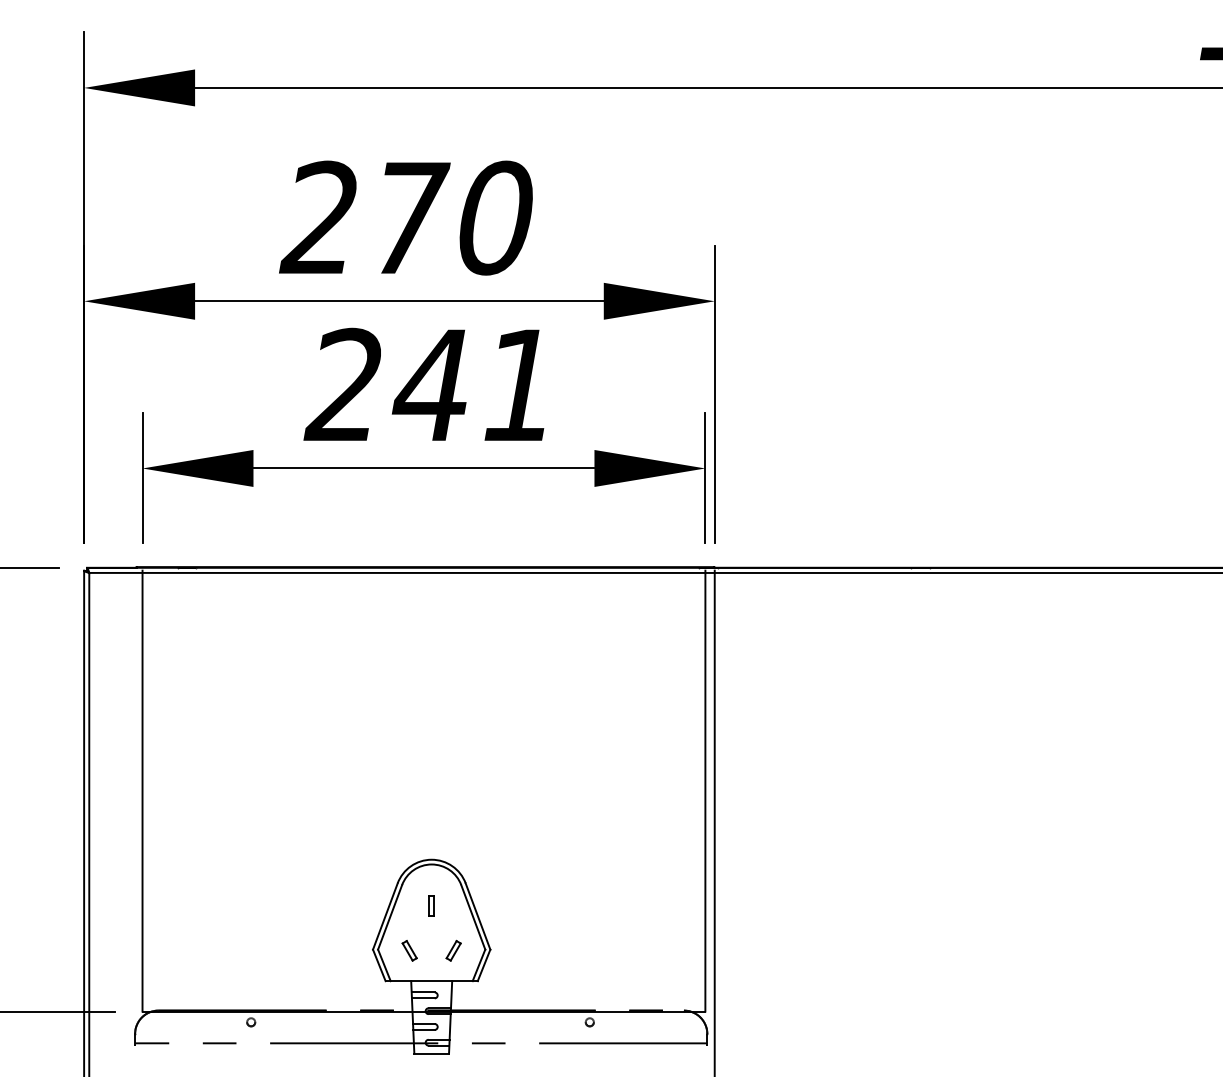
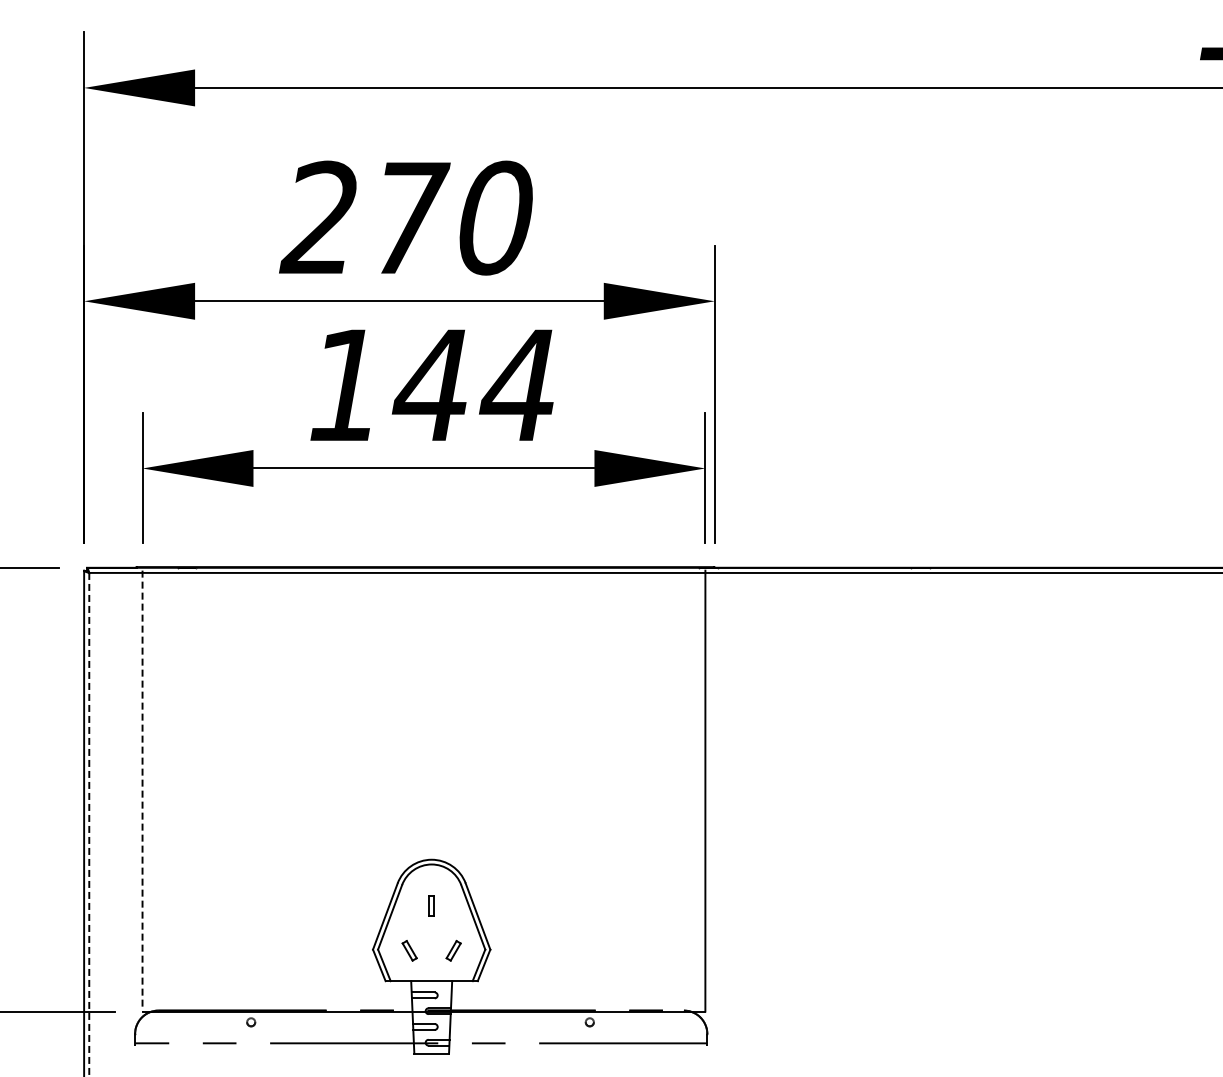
text: 241 -> 144 (428, 383)
line: solid -> dashed (142, 791)
line: present -> none (714, 821)
line: solid -> dashed (89, 824)
